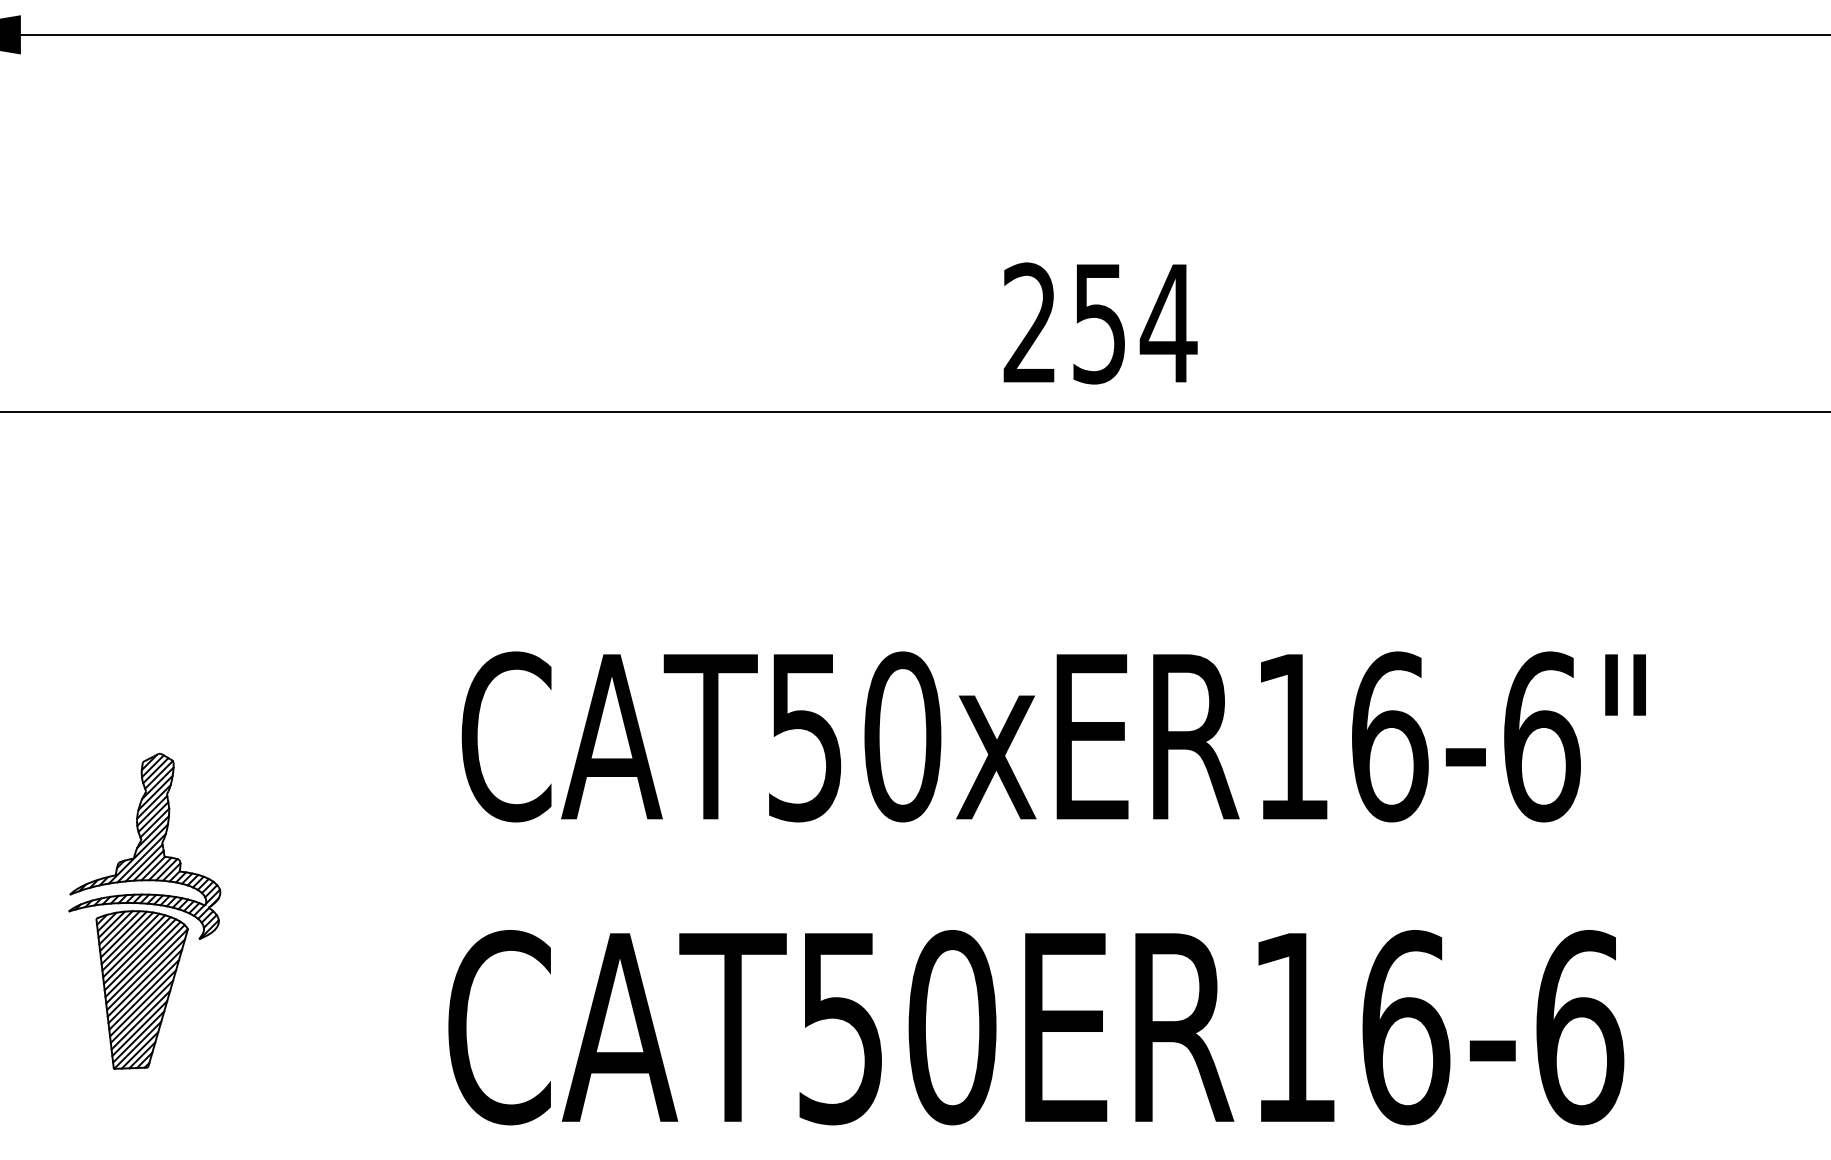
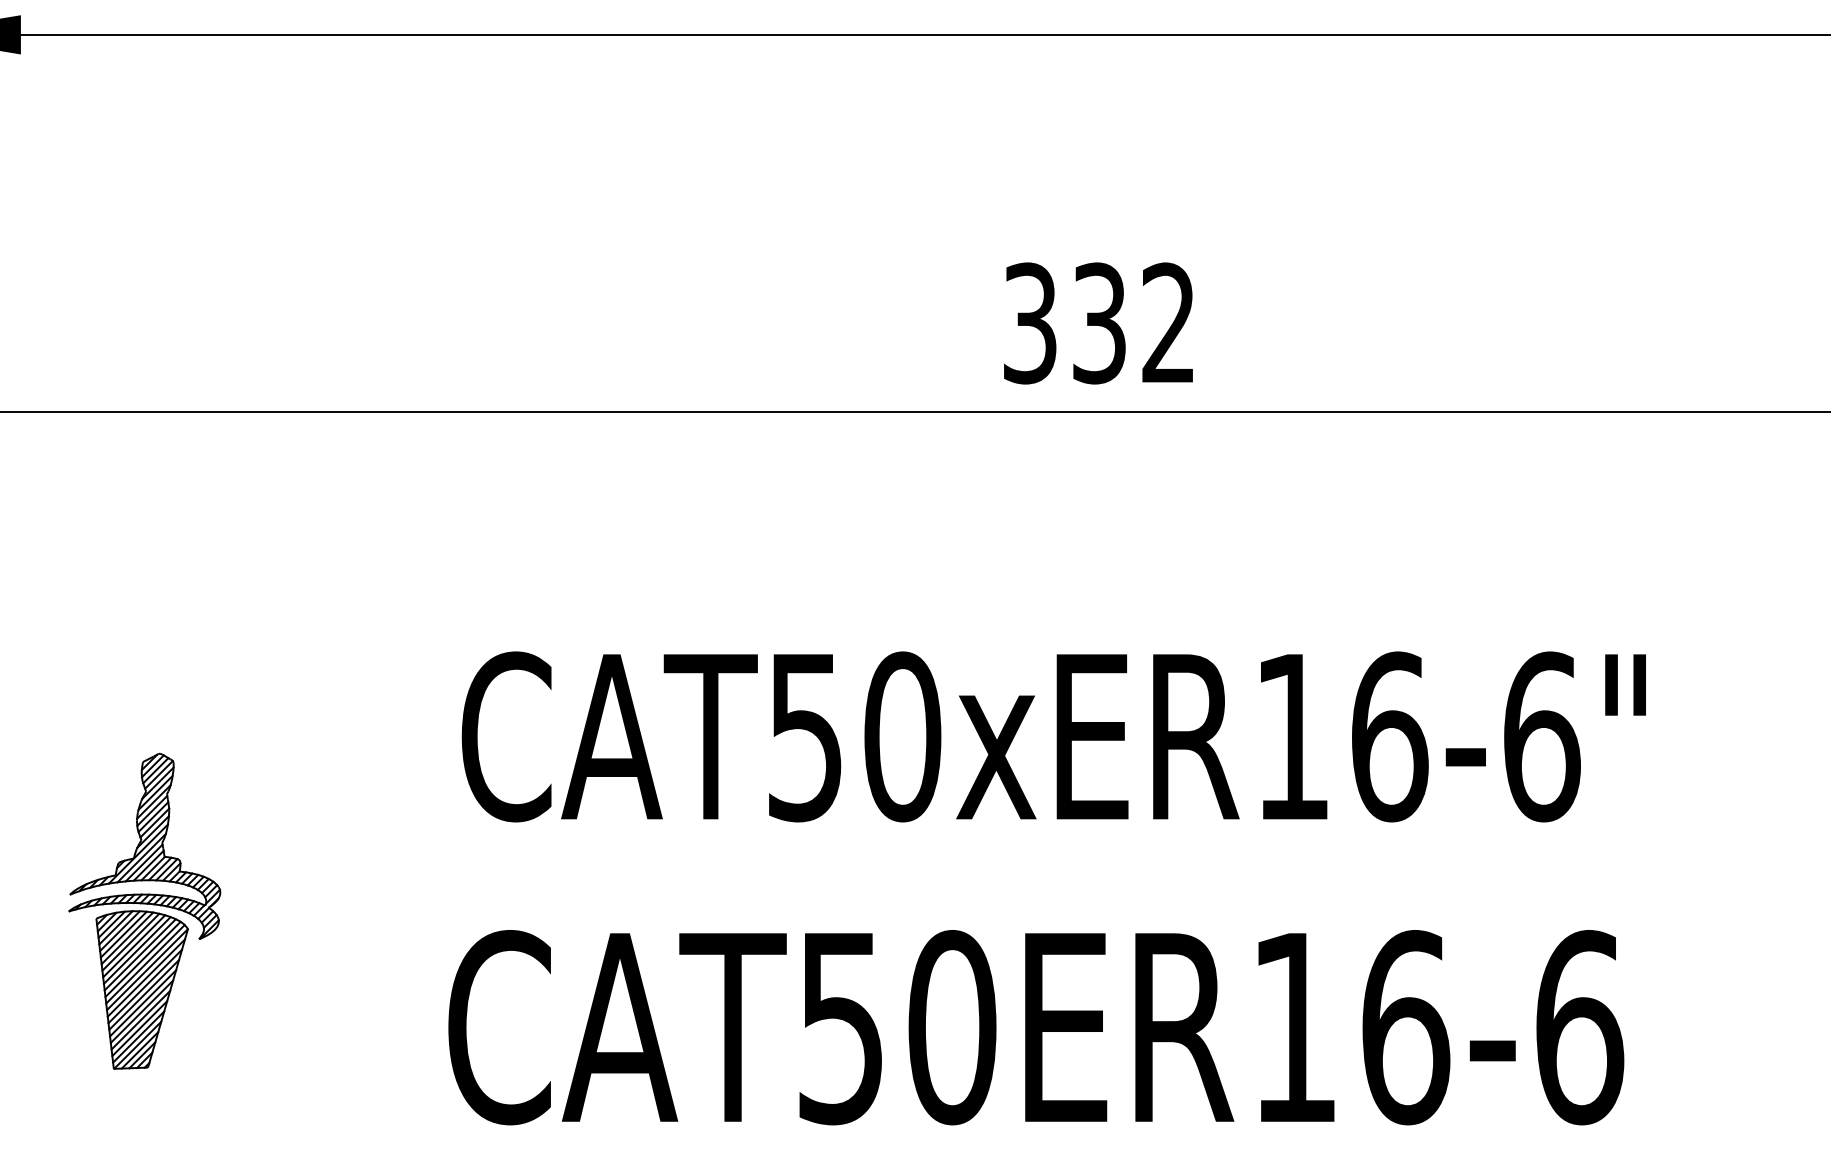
text: 254 -> 332 (1100, 323)
